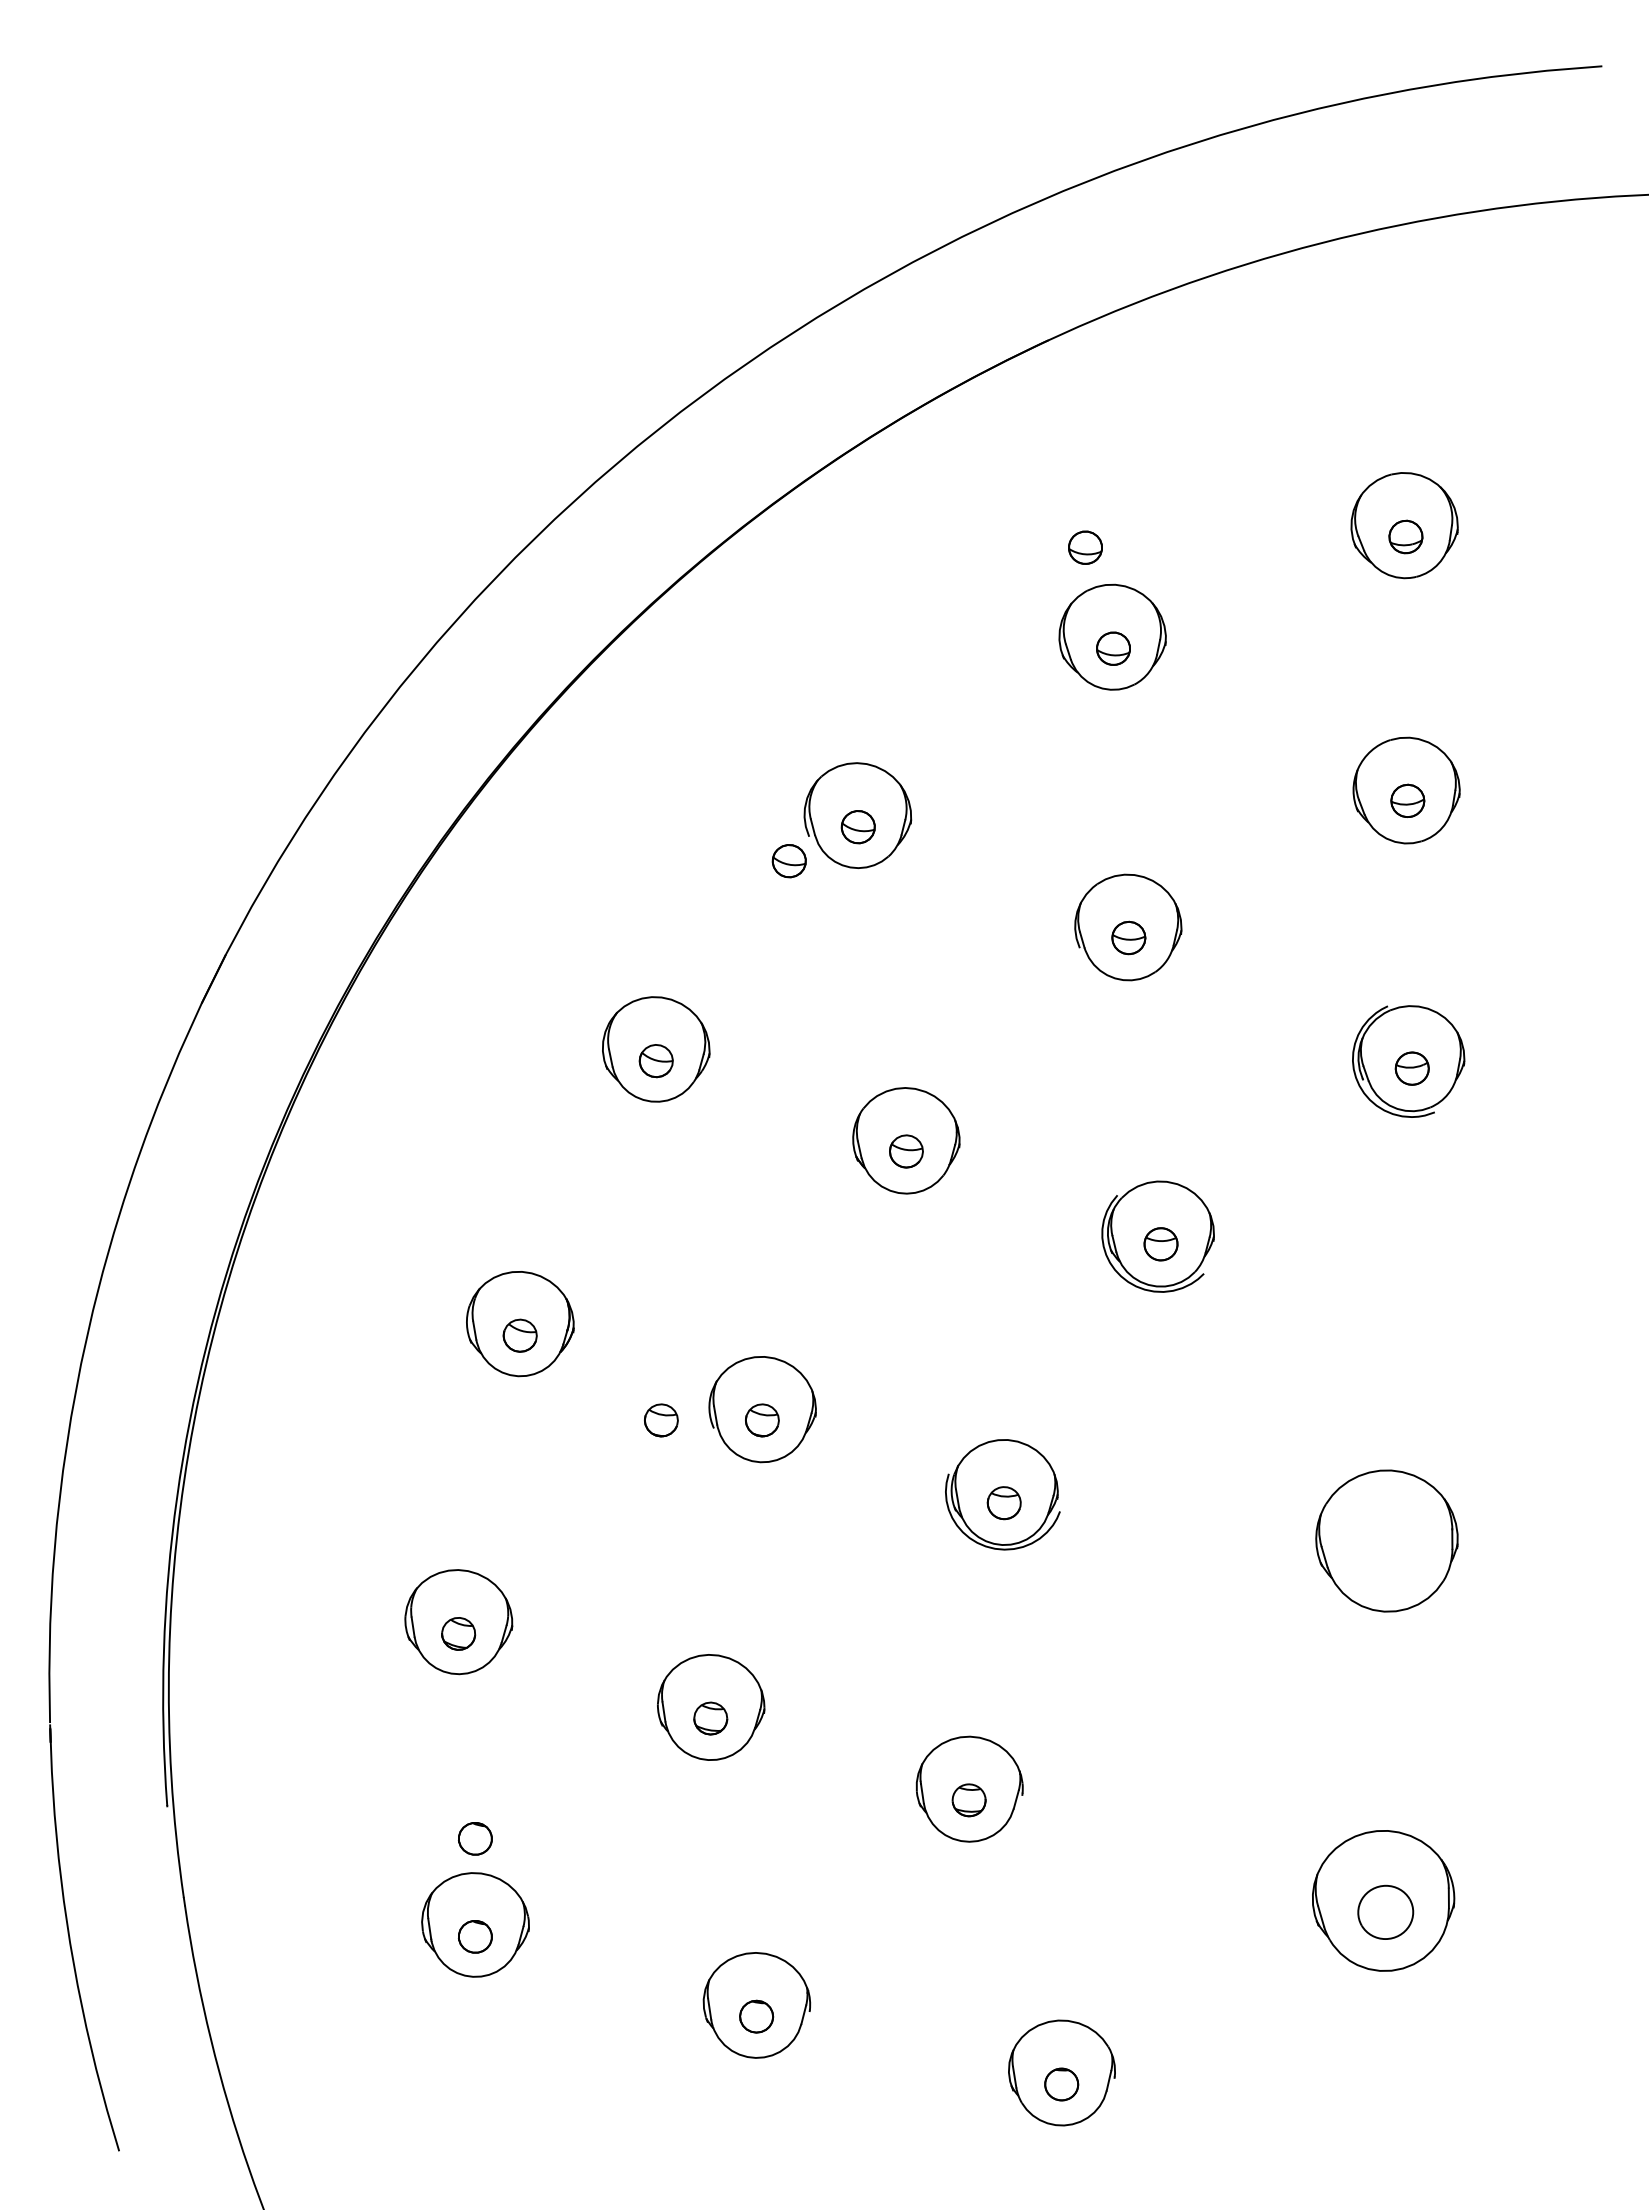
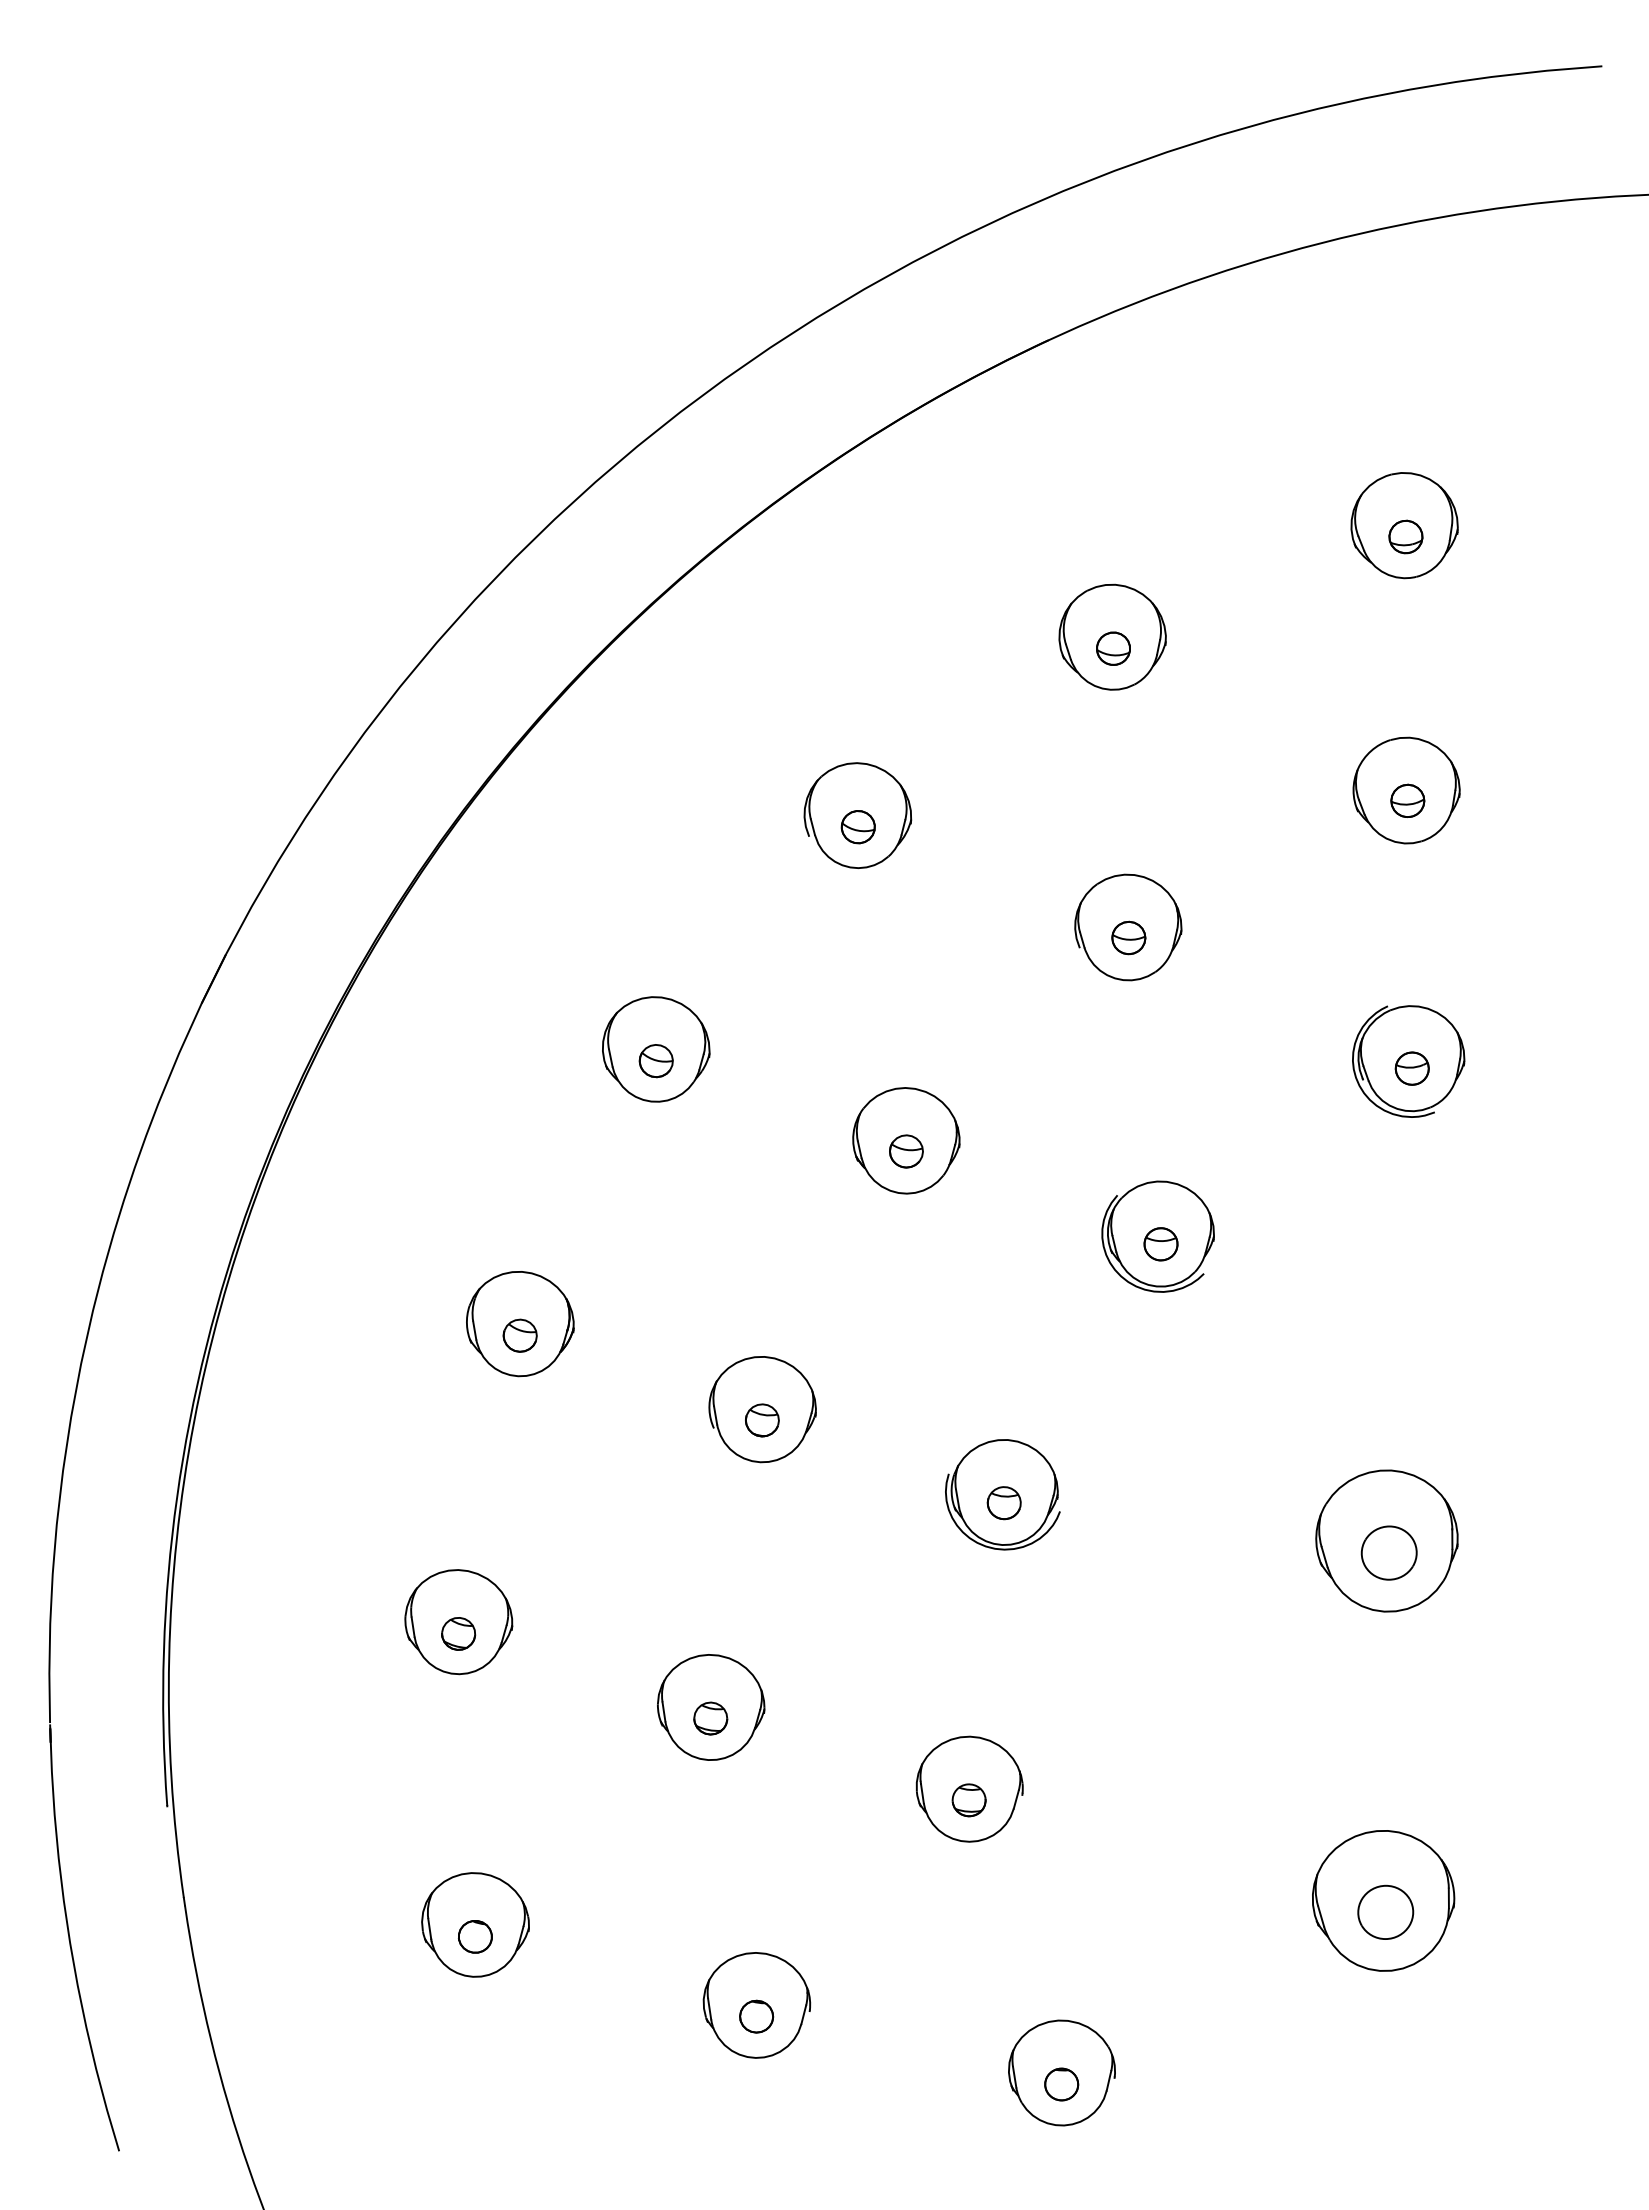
part: present -> none (1085, 547)
part: present -> none (788, 861)
part: present -> none (661, 1420)
part: none -> present (1388, 1552)
part: present -> none (475, 1838)
